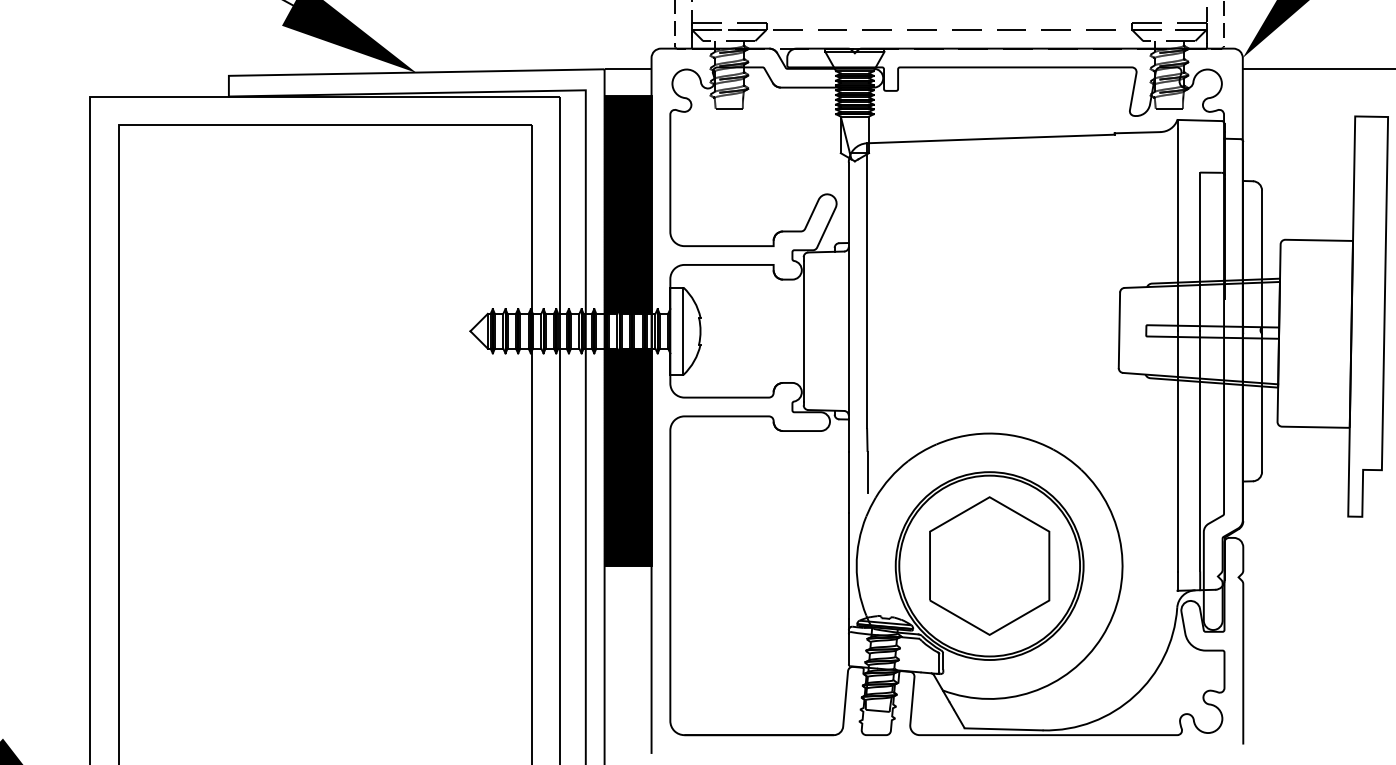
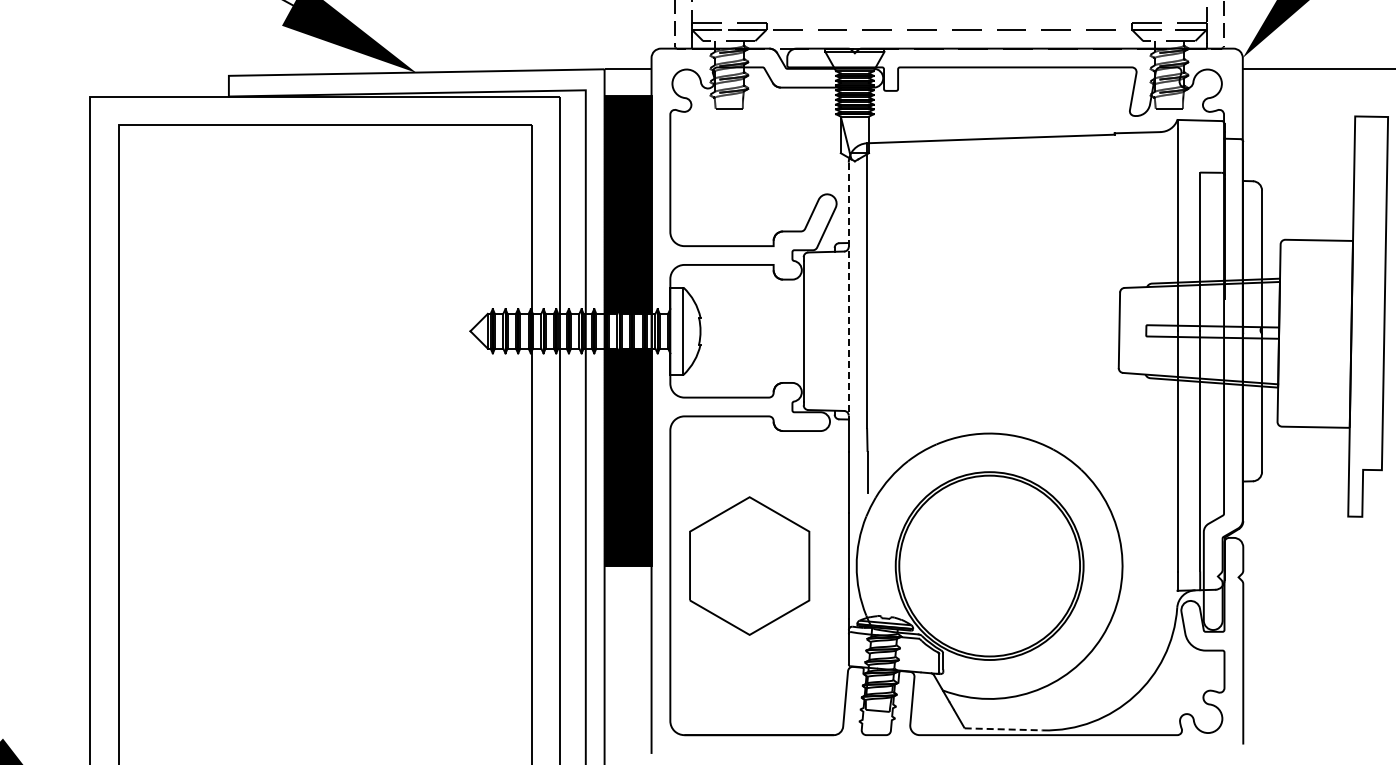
line: solid -> dashed (848, 290)
part position: (989, 565) -> (749, 565) (749, 565)
line: solid -> dashed (1003, 729)
